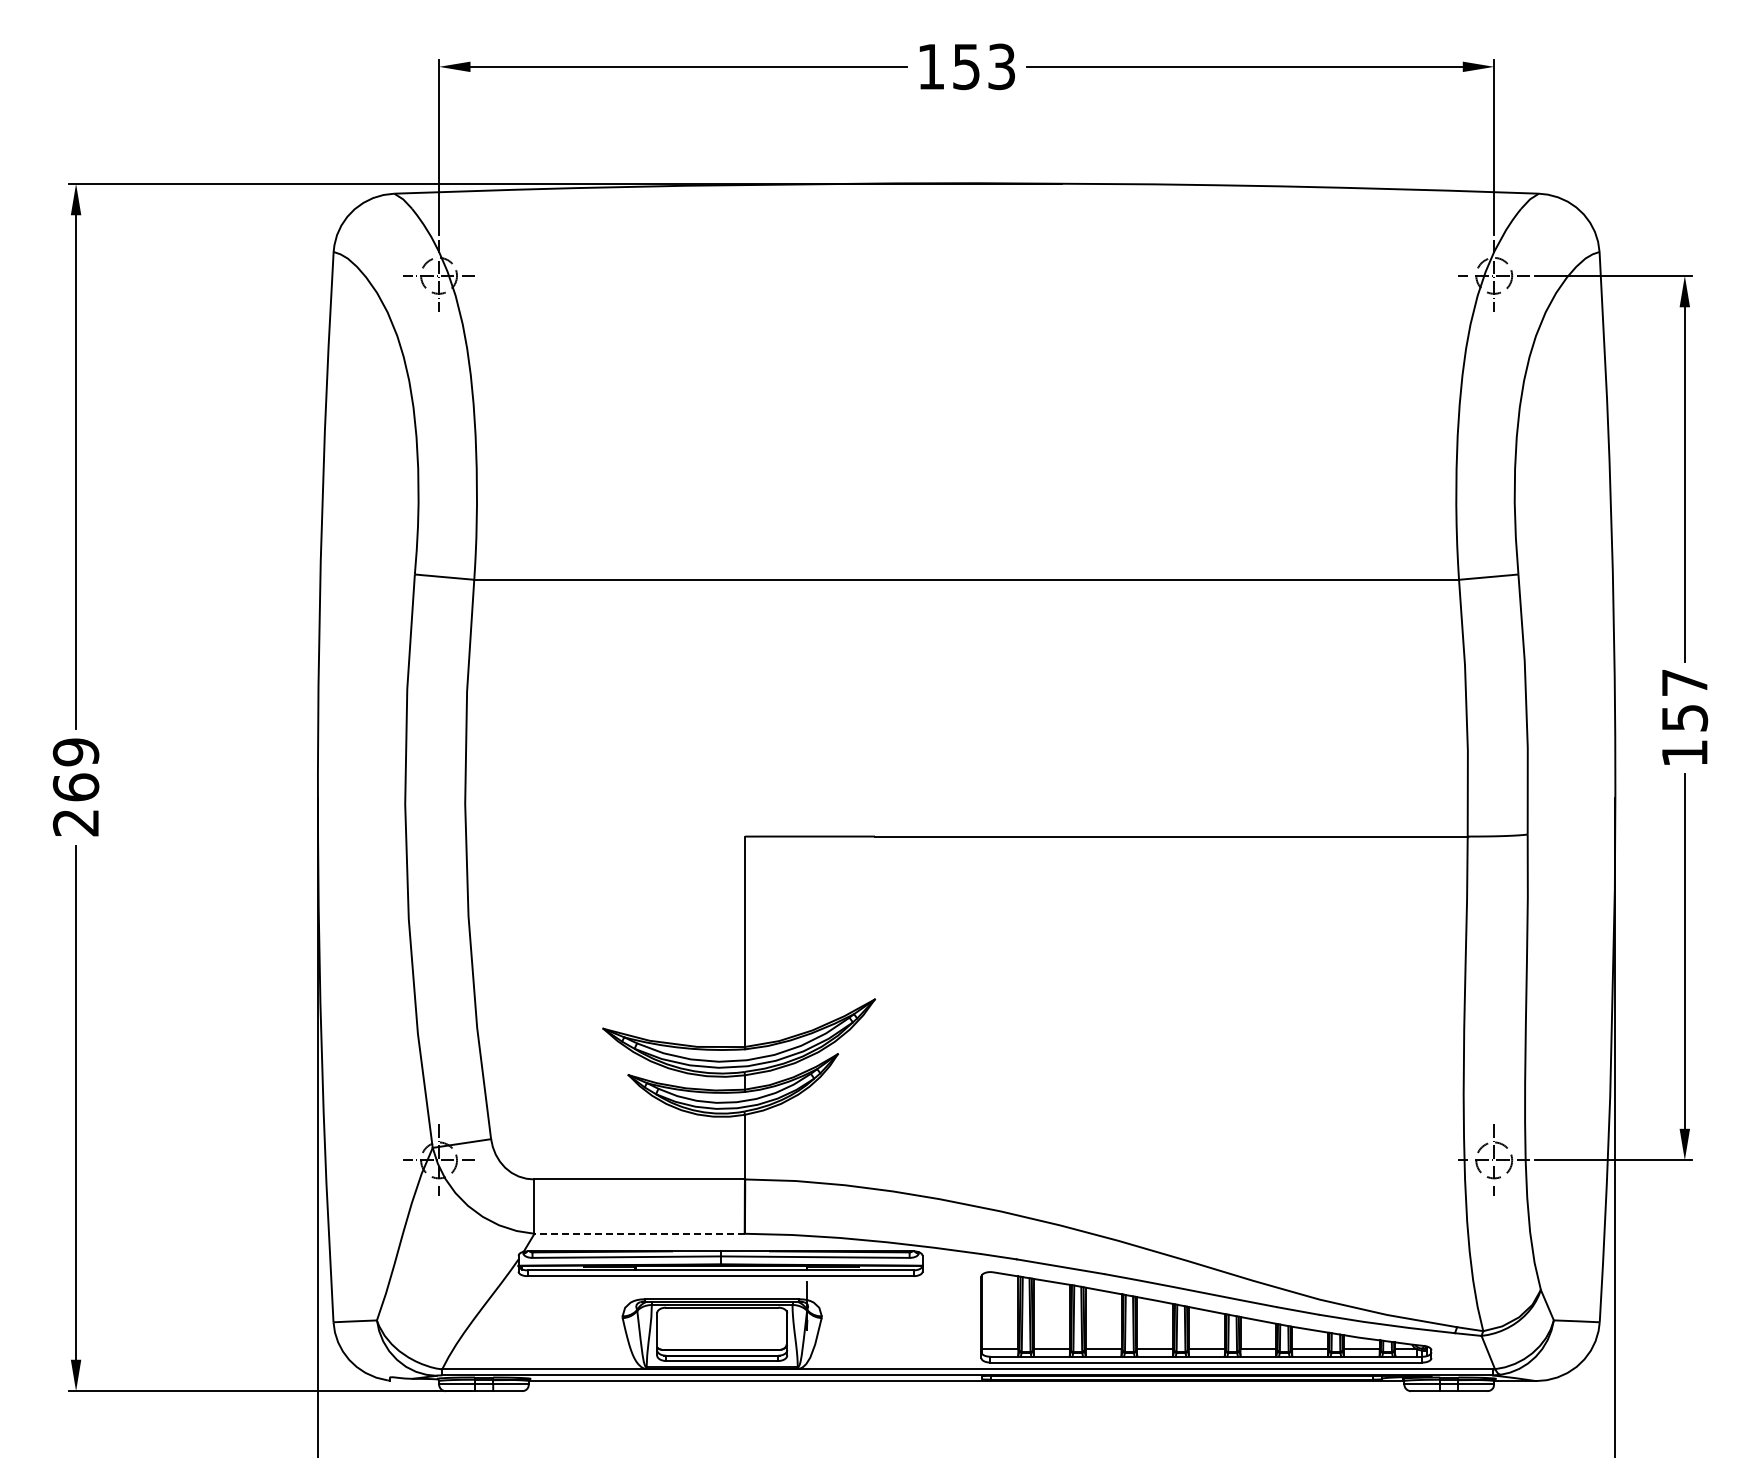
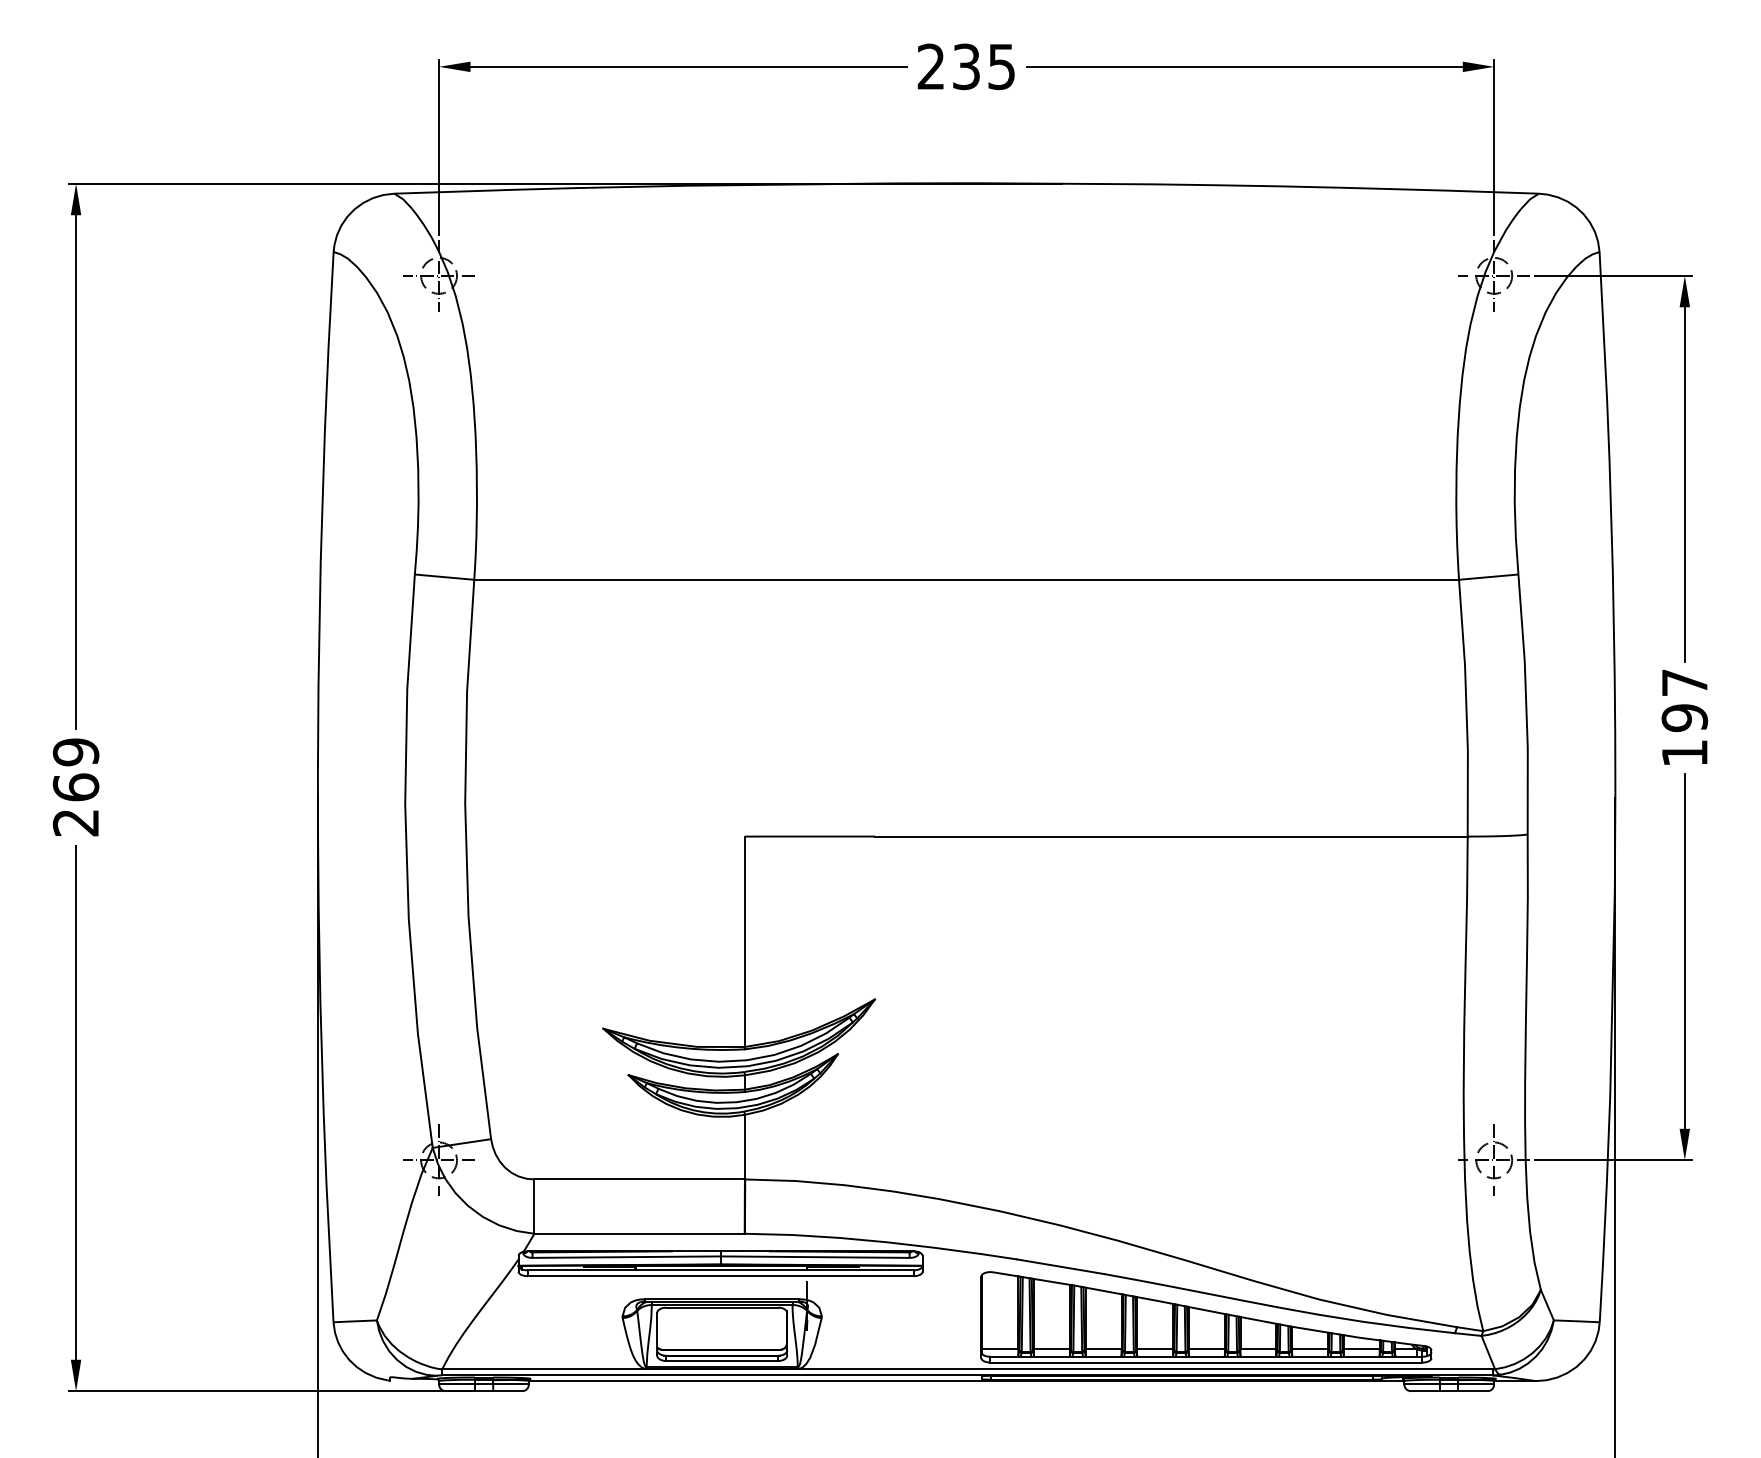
text: 153 -> 235 (966, 66)
text: 157 -> 197 (1684, 718)
line: dashed -> solid (639, 1233)
